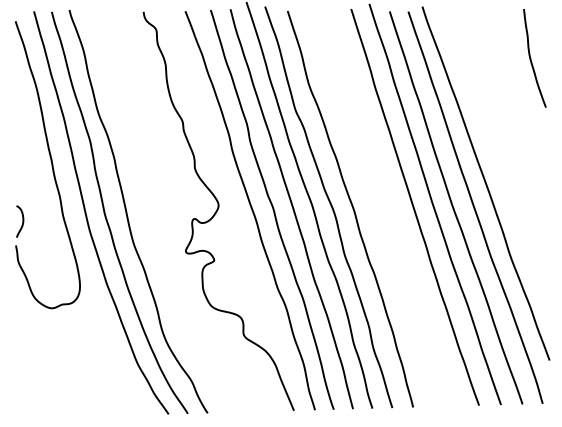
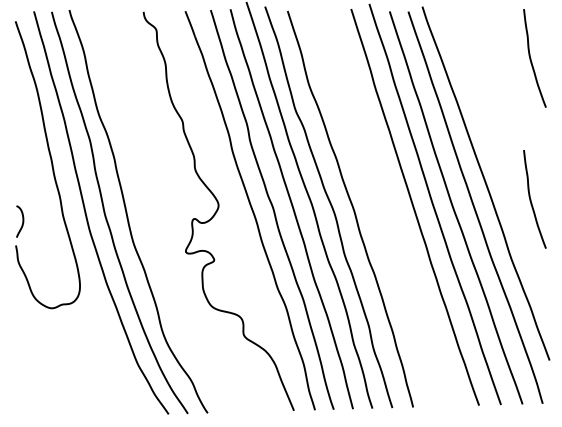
curve: none -> present (531, 199)
